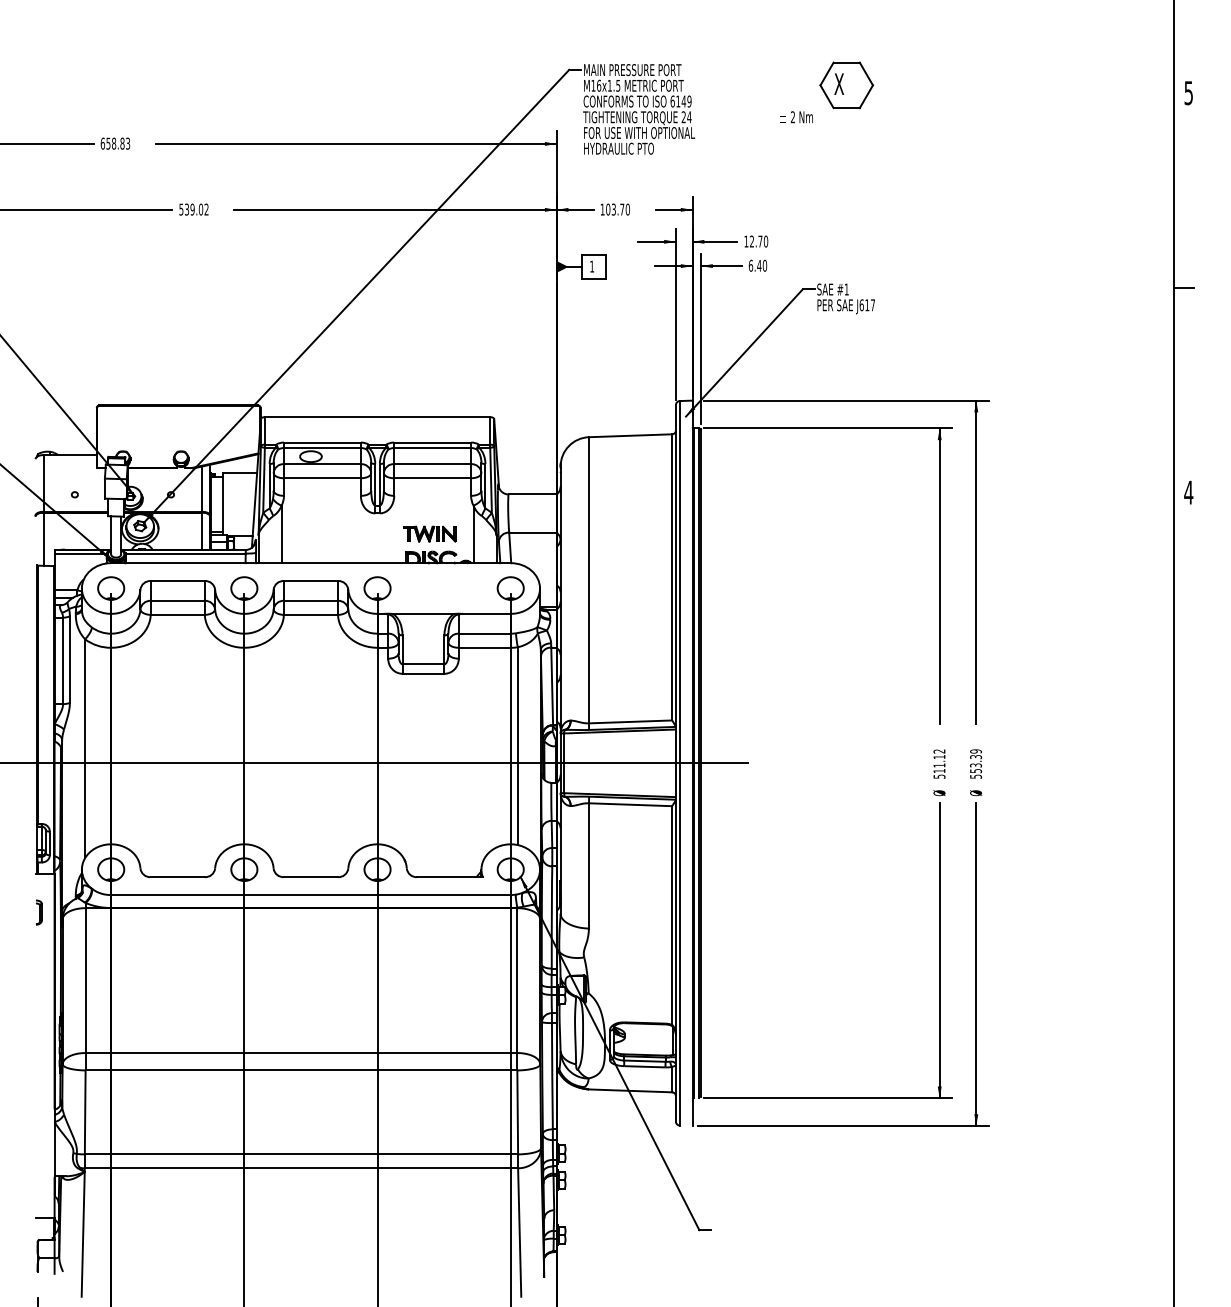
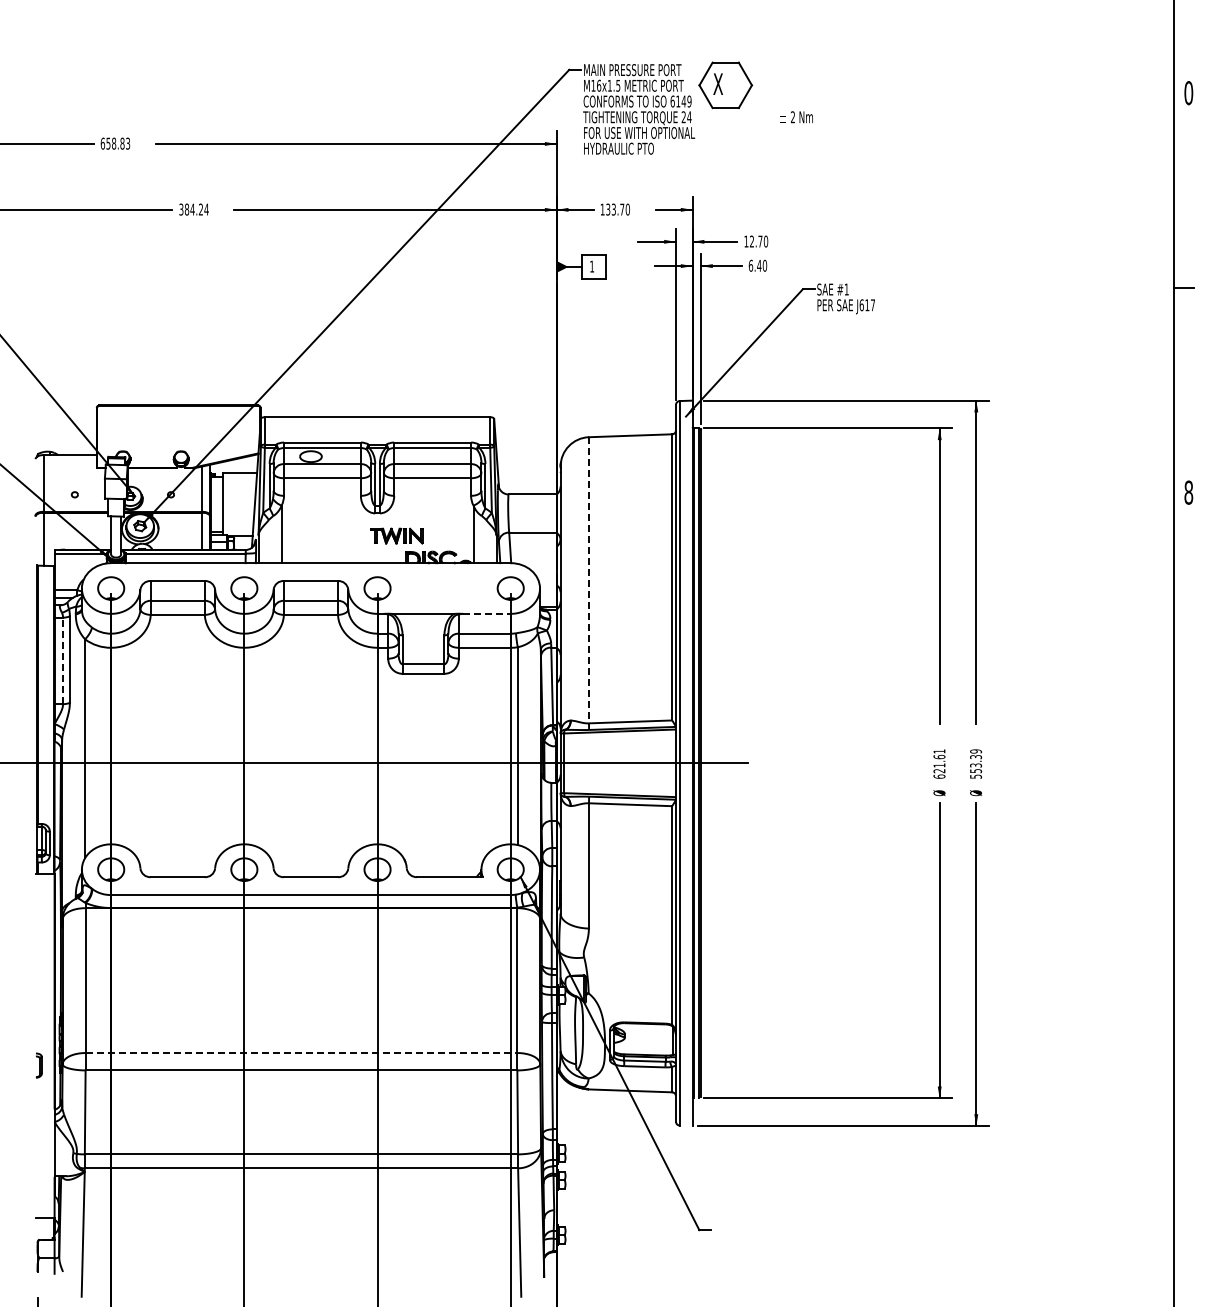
part position: (846, 85) -> (725, 85) (725, 85)
text: 5 -> 0 (1188, 93)
text: 539.02 -> 384.24 (193, 209)
text: 103.70 -> 133.70 (608, 209)
text: 4 -> 8 (1188, 492)
part position: (429, 533) -> (396, 535) (396, 535)
line: solid -> dashed (588, 580)
line: solid -> dashed (487, 613)
line: solid -> dashed (63, 660)
text: 511.12 -> 621.61 (939, 763)
part position: (39, 912) -> (39, 1065) (39, 1065)
line: solid -> dashed (301, 1053)
